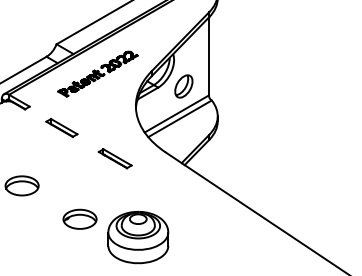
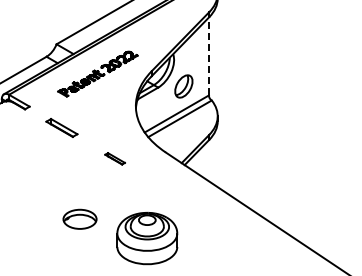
line: solid -> dashed (208, 56)
part size: 36x22 px -> 22x14 px (114, 158)
part: present -> none (21, 185)
part position: (138, 237) -> (147, 238) (147, 238)
